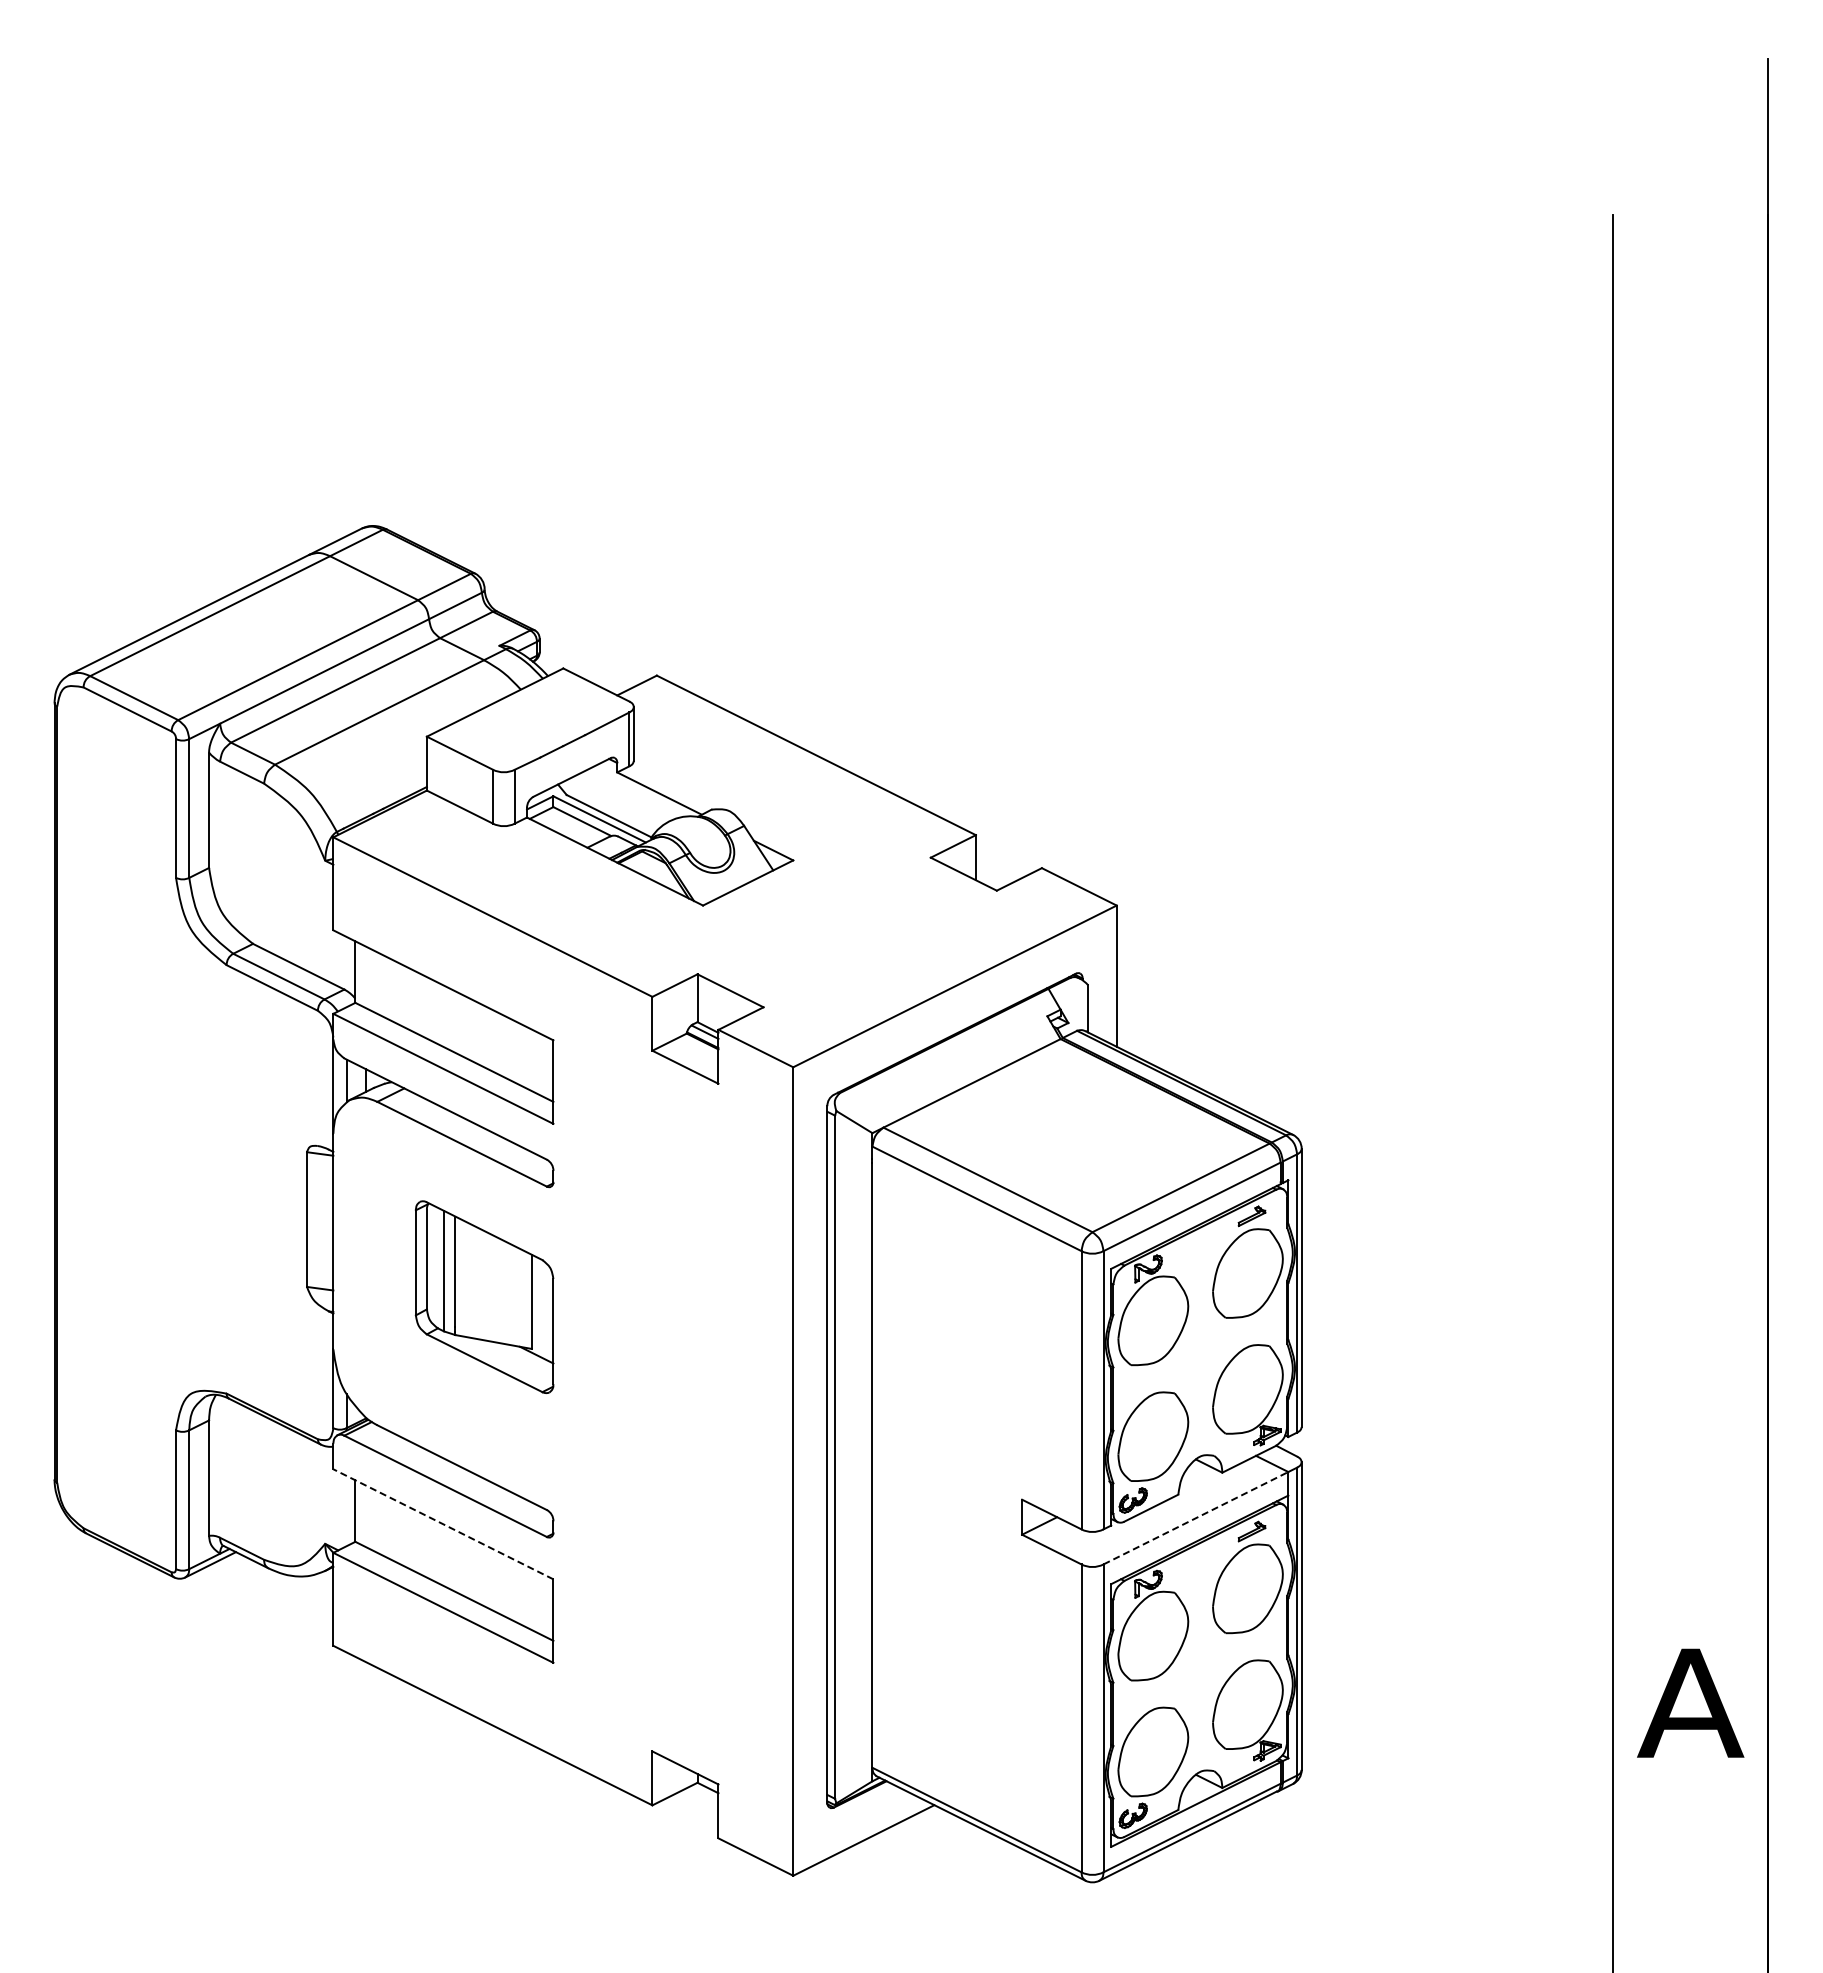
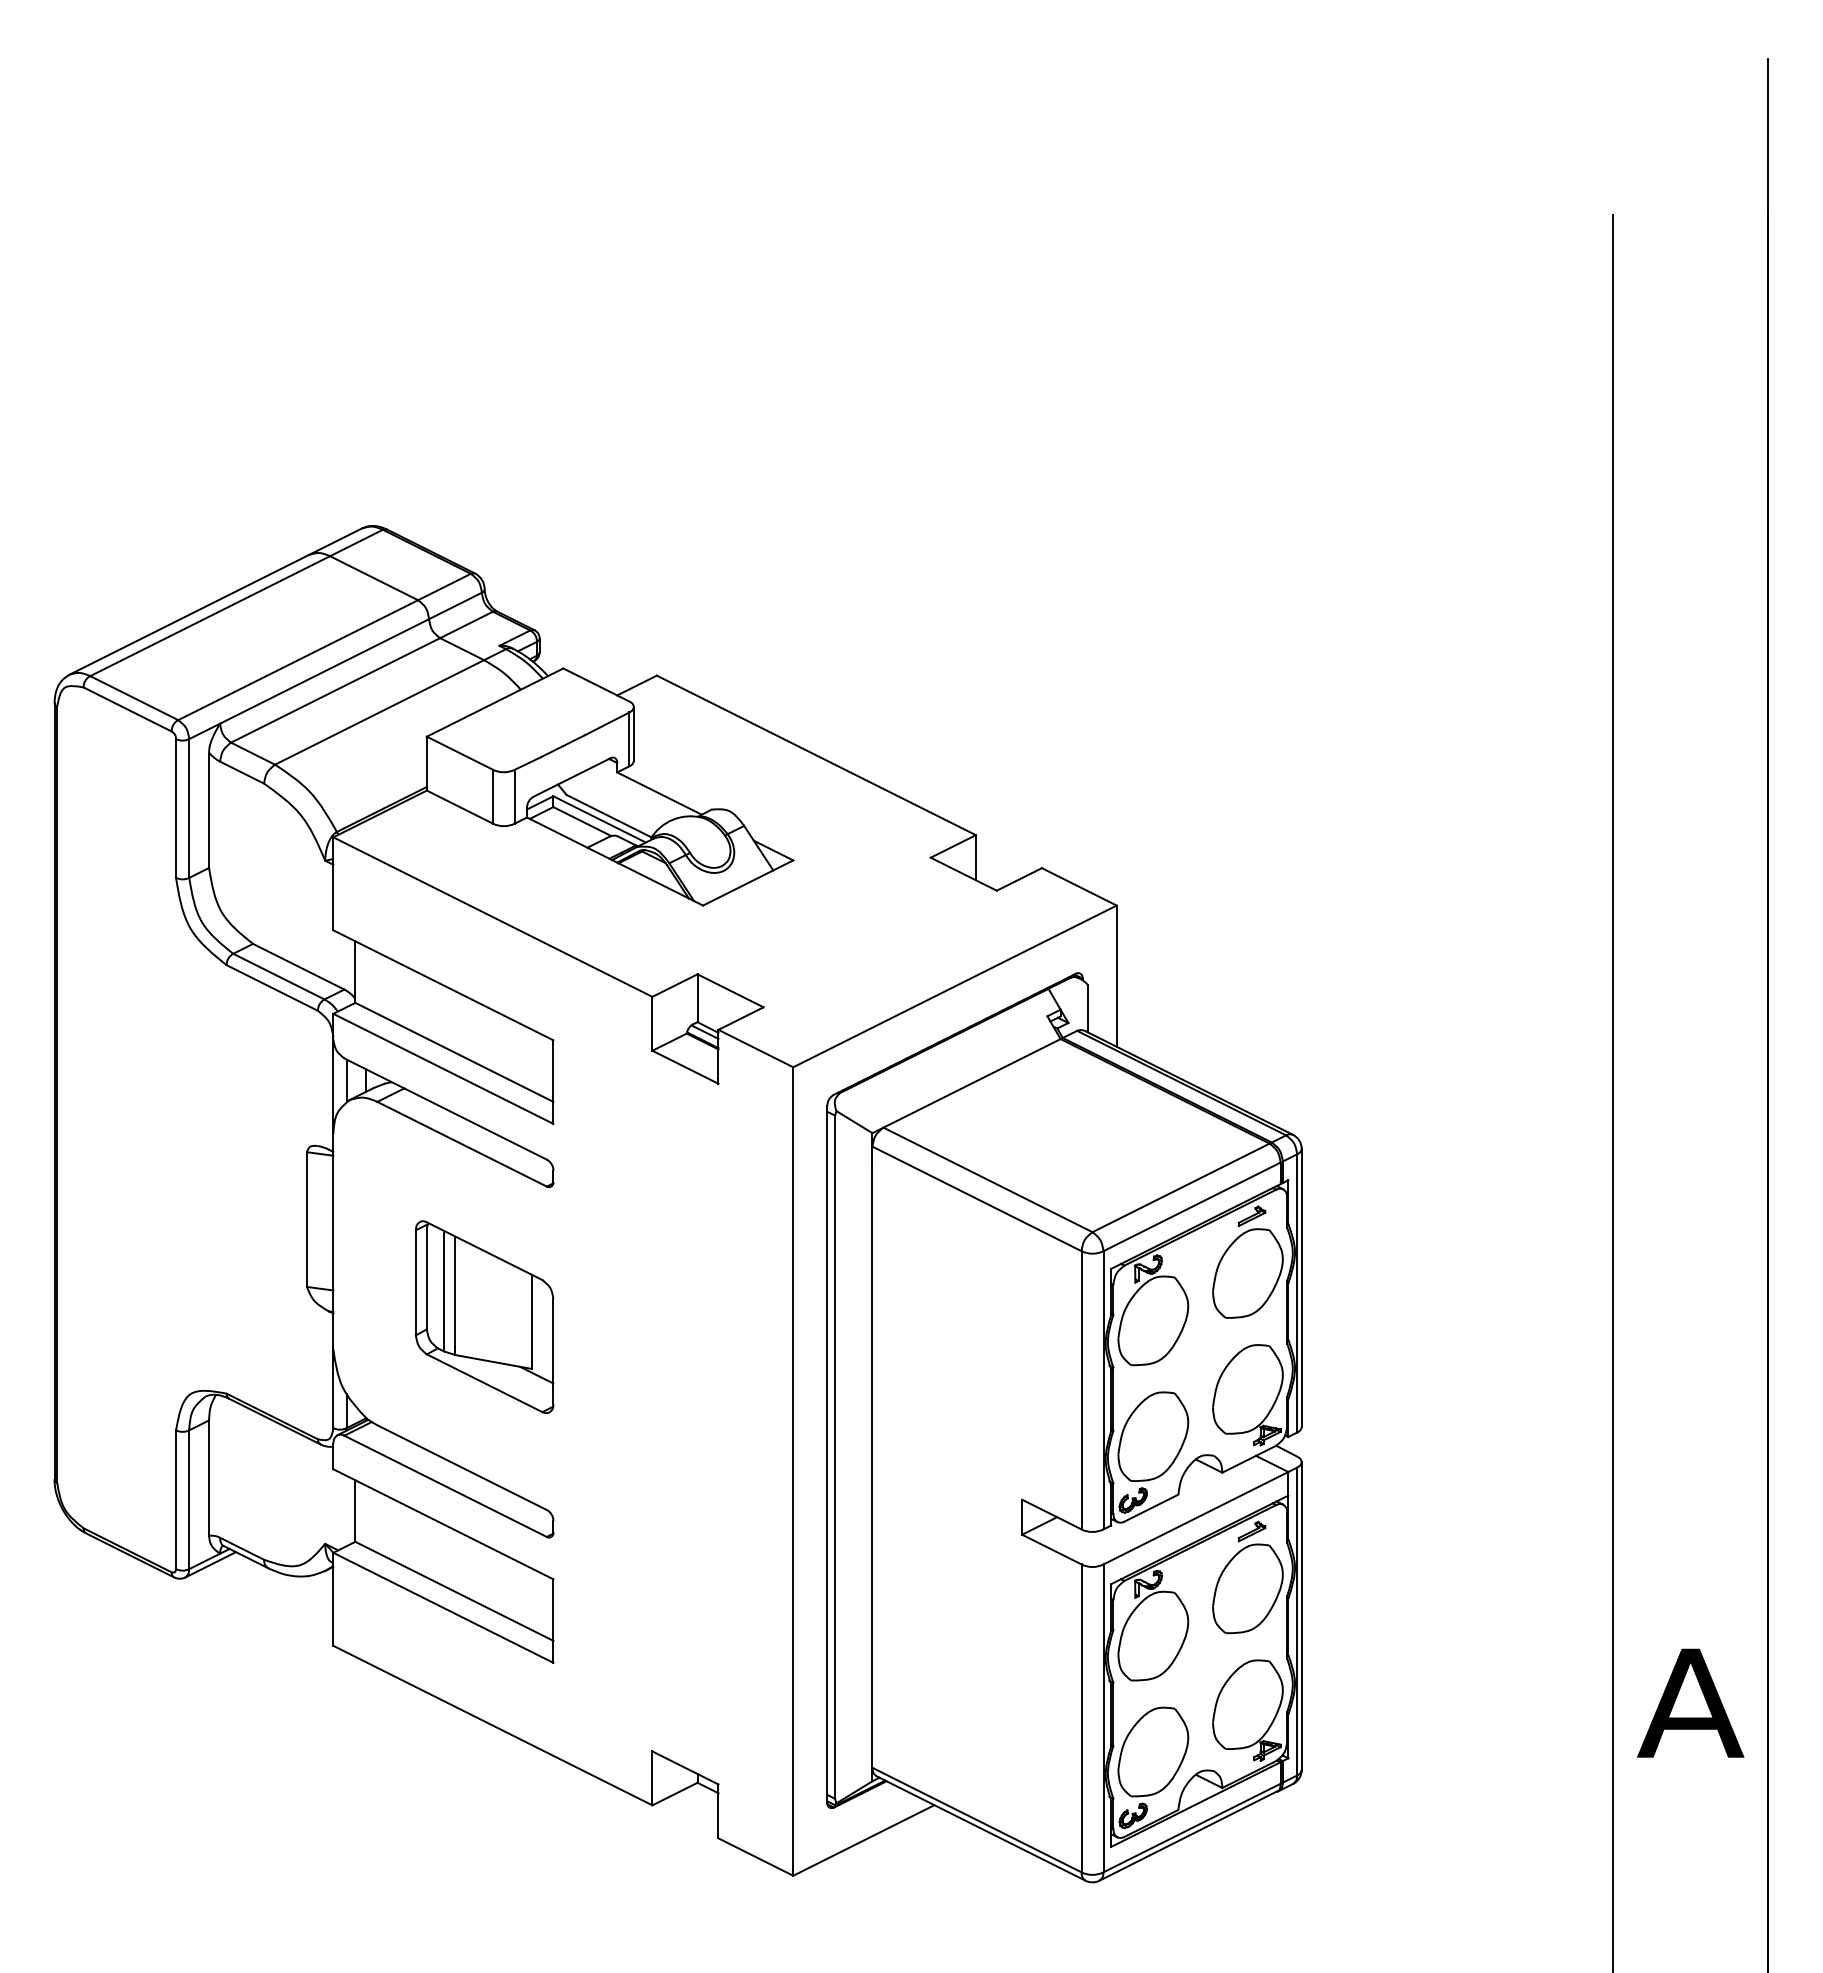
part position: (484, 1296) -> (484, 1316) (484, 1316)
line: dashed -> solid (1196, 1517)
line: dashed -> solid (442, 1524)
